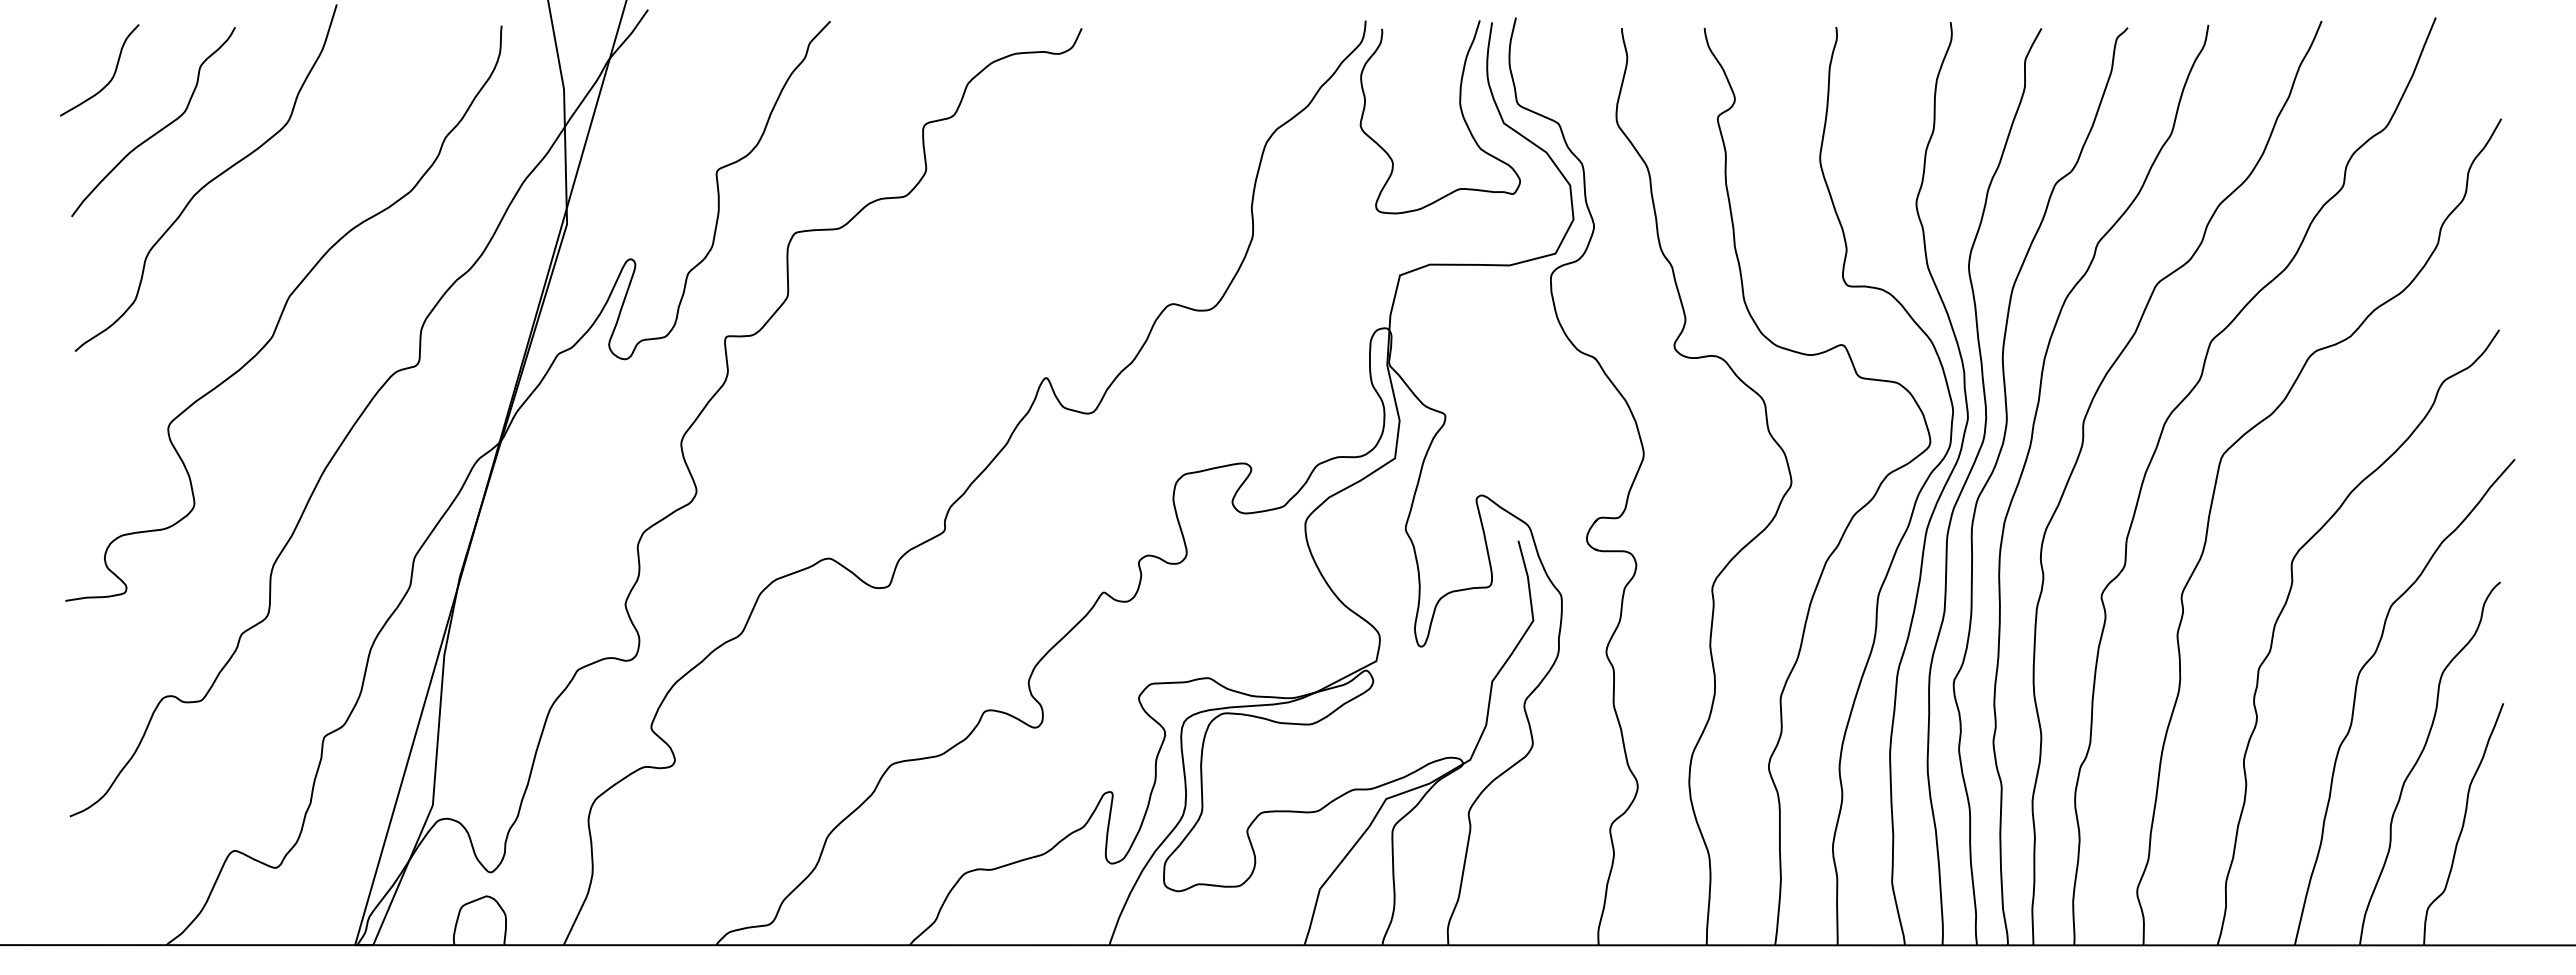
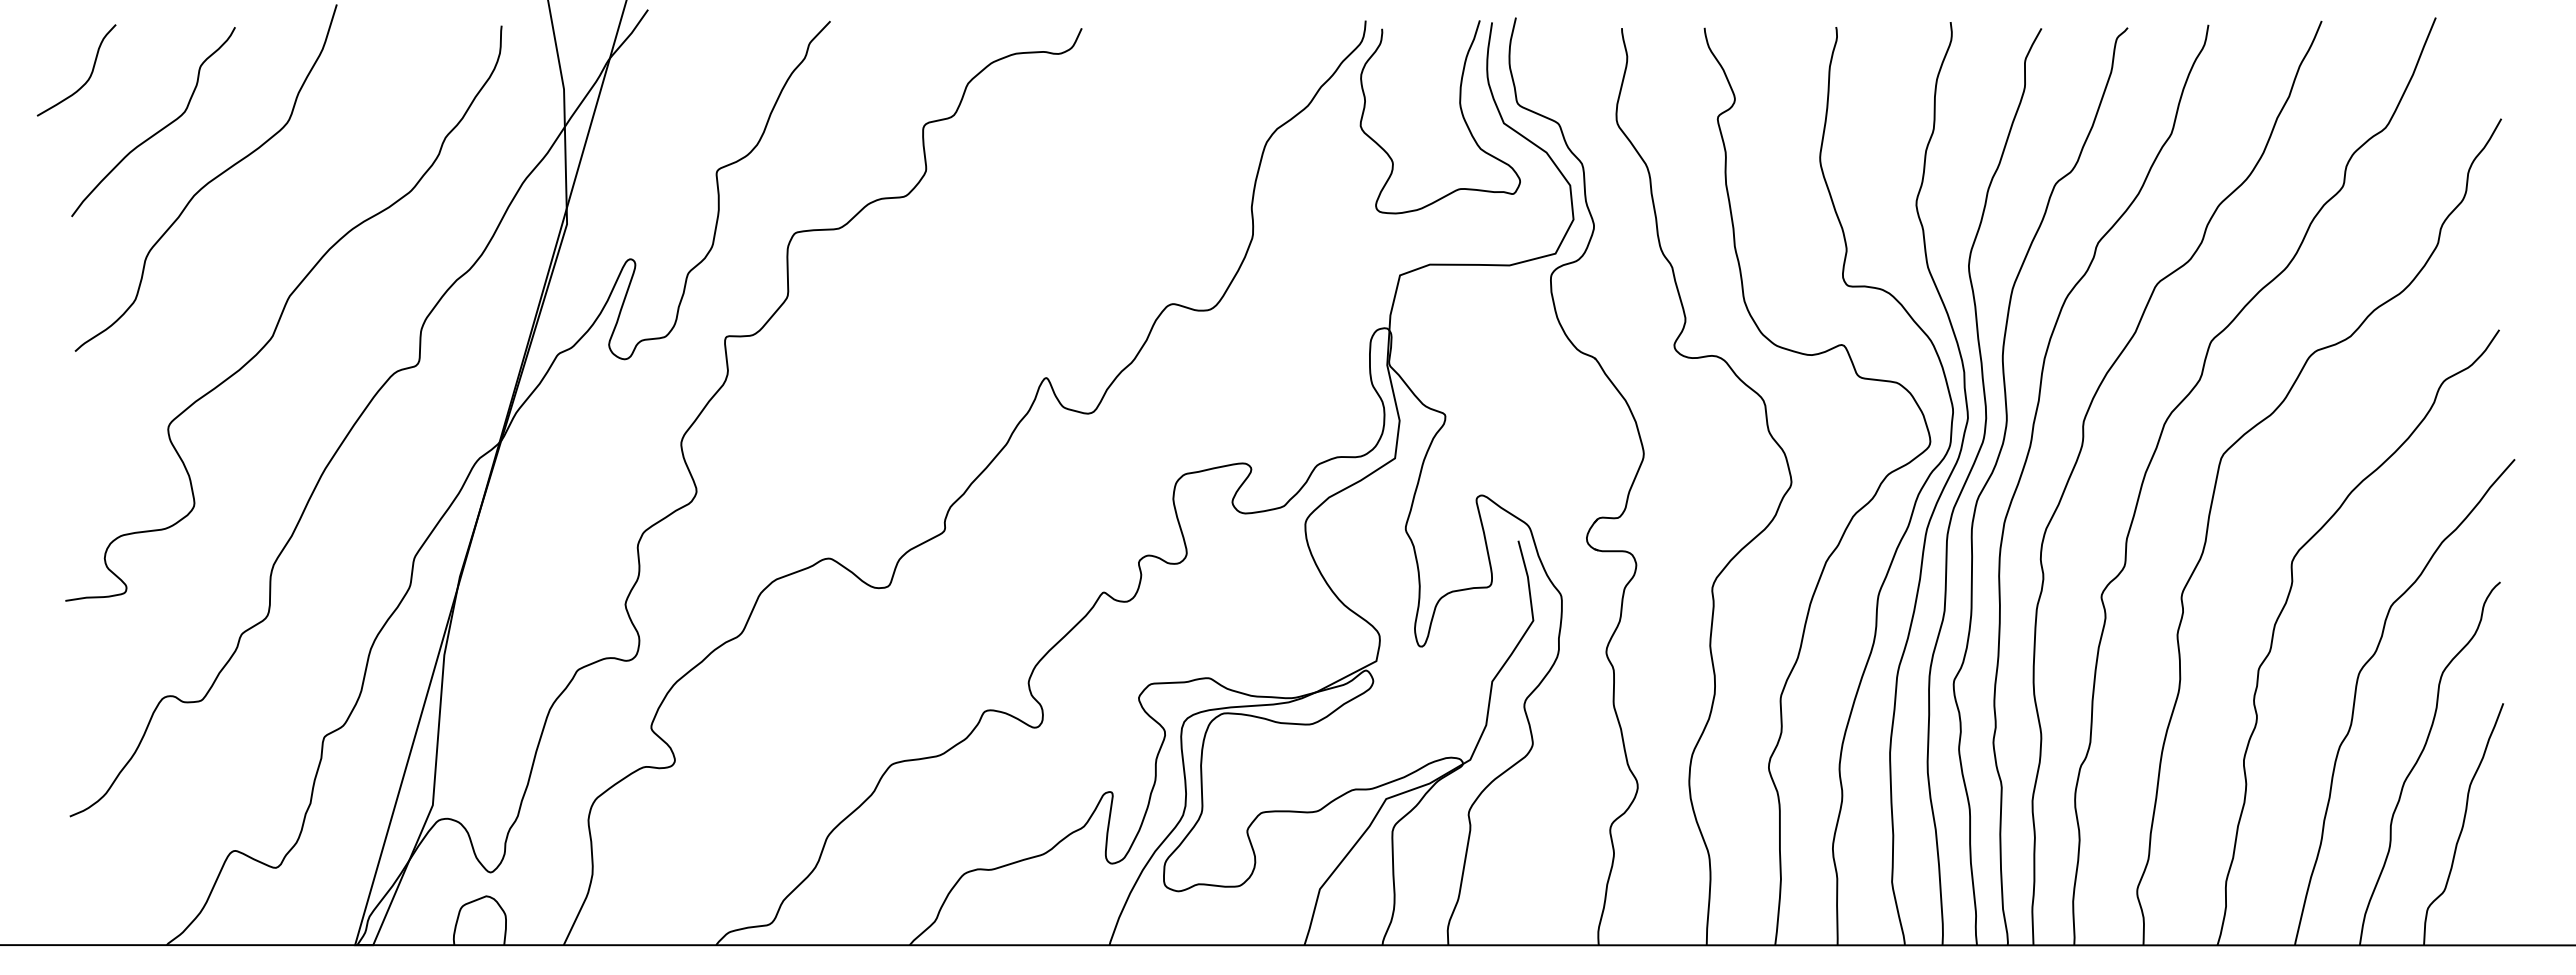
curve position: (111, 77) -> (88, 77) (88, 77)
